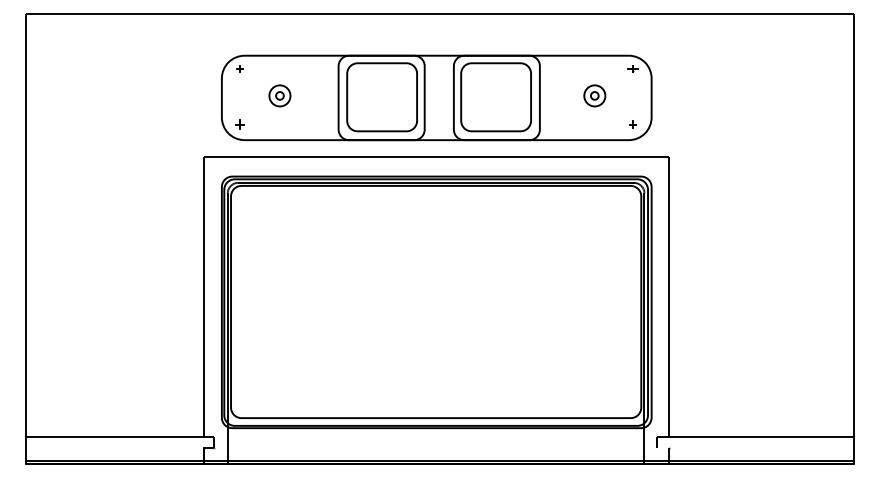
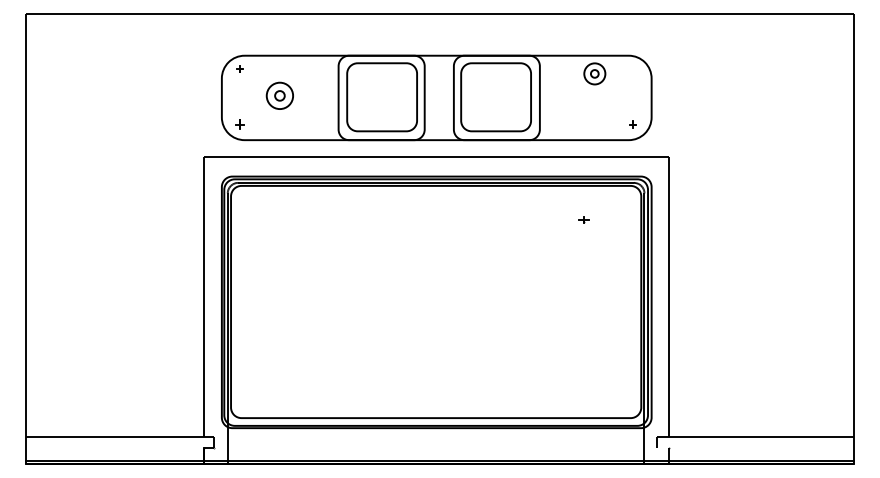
part position: (632, 68) -> (583, 219) (583, 219)
part size: 24x24 px -> 29x29 px (279, 95)
part position: (594, 95) -> (594, 73) (594, 73)
